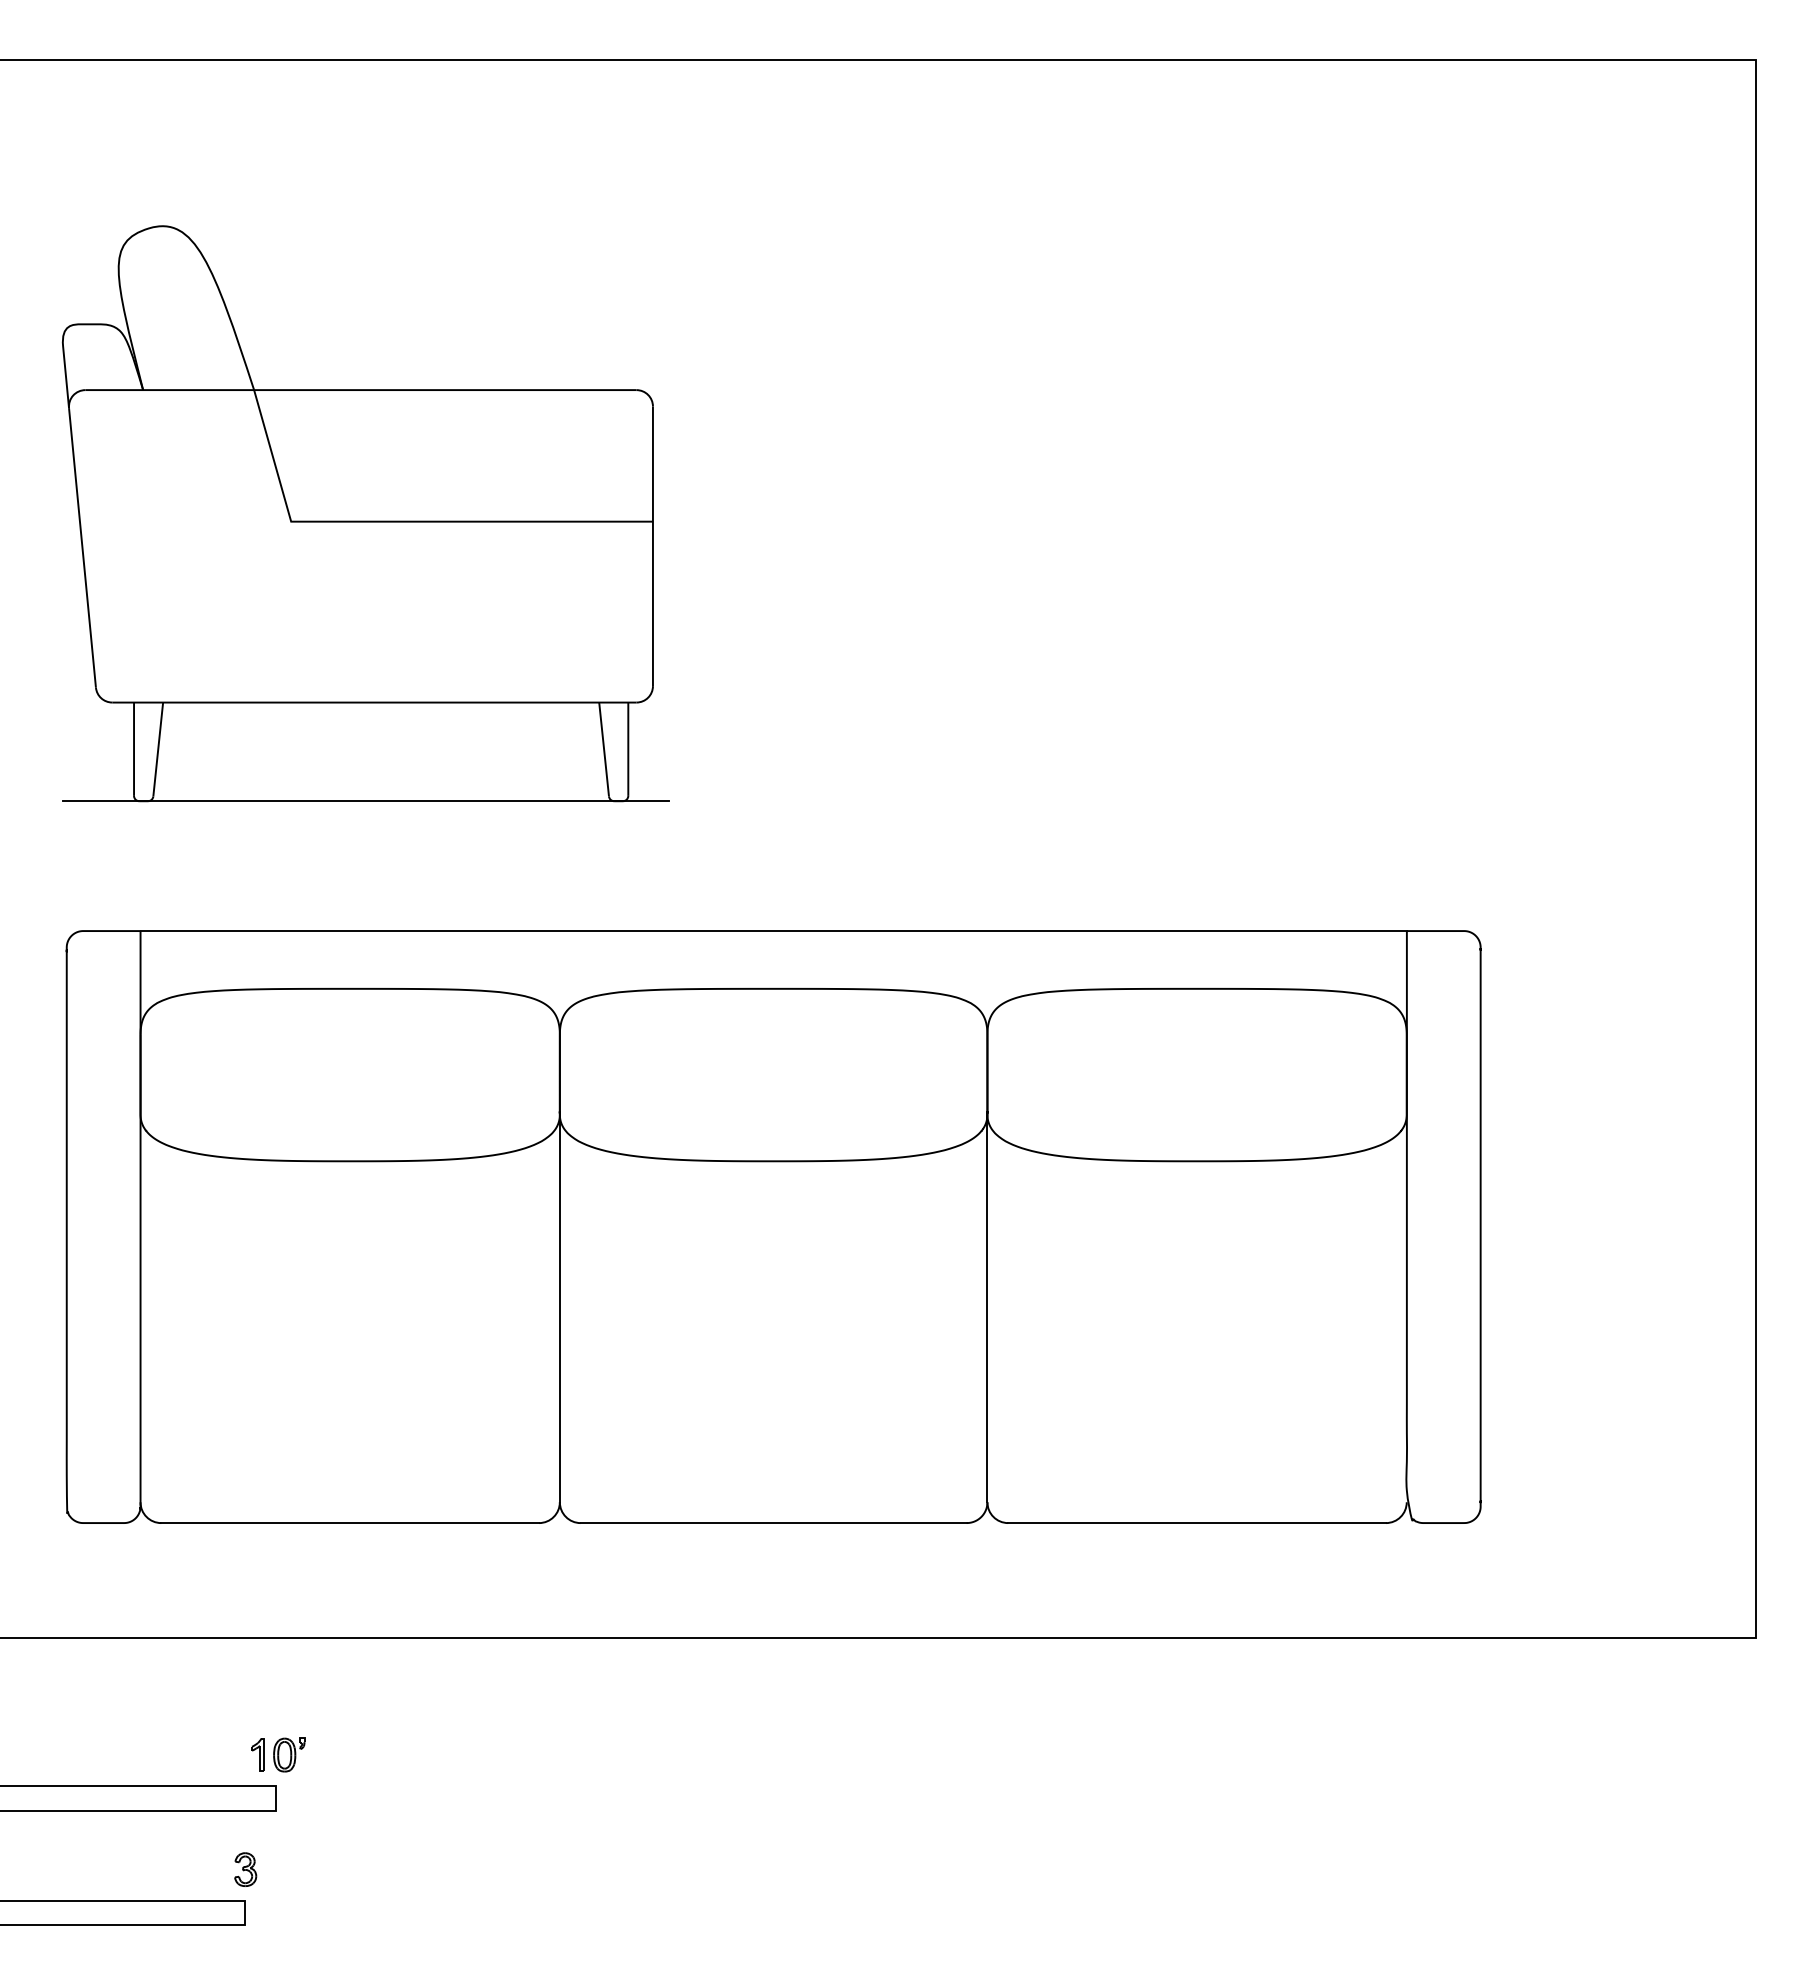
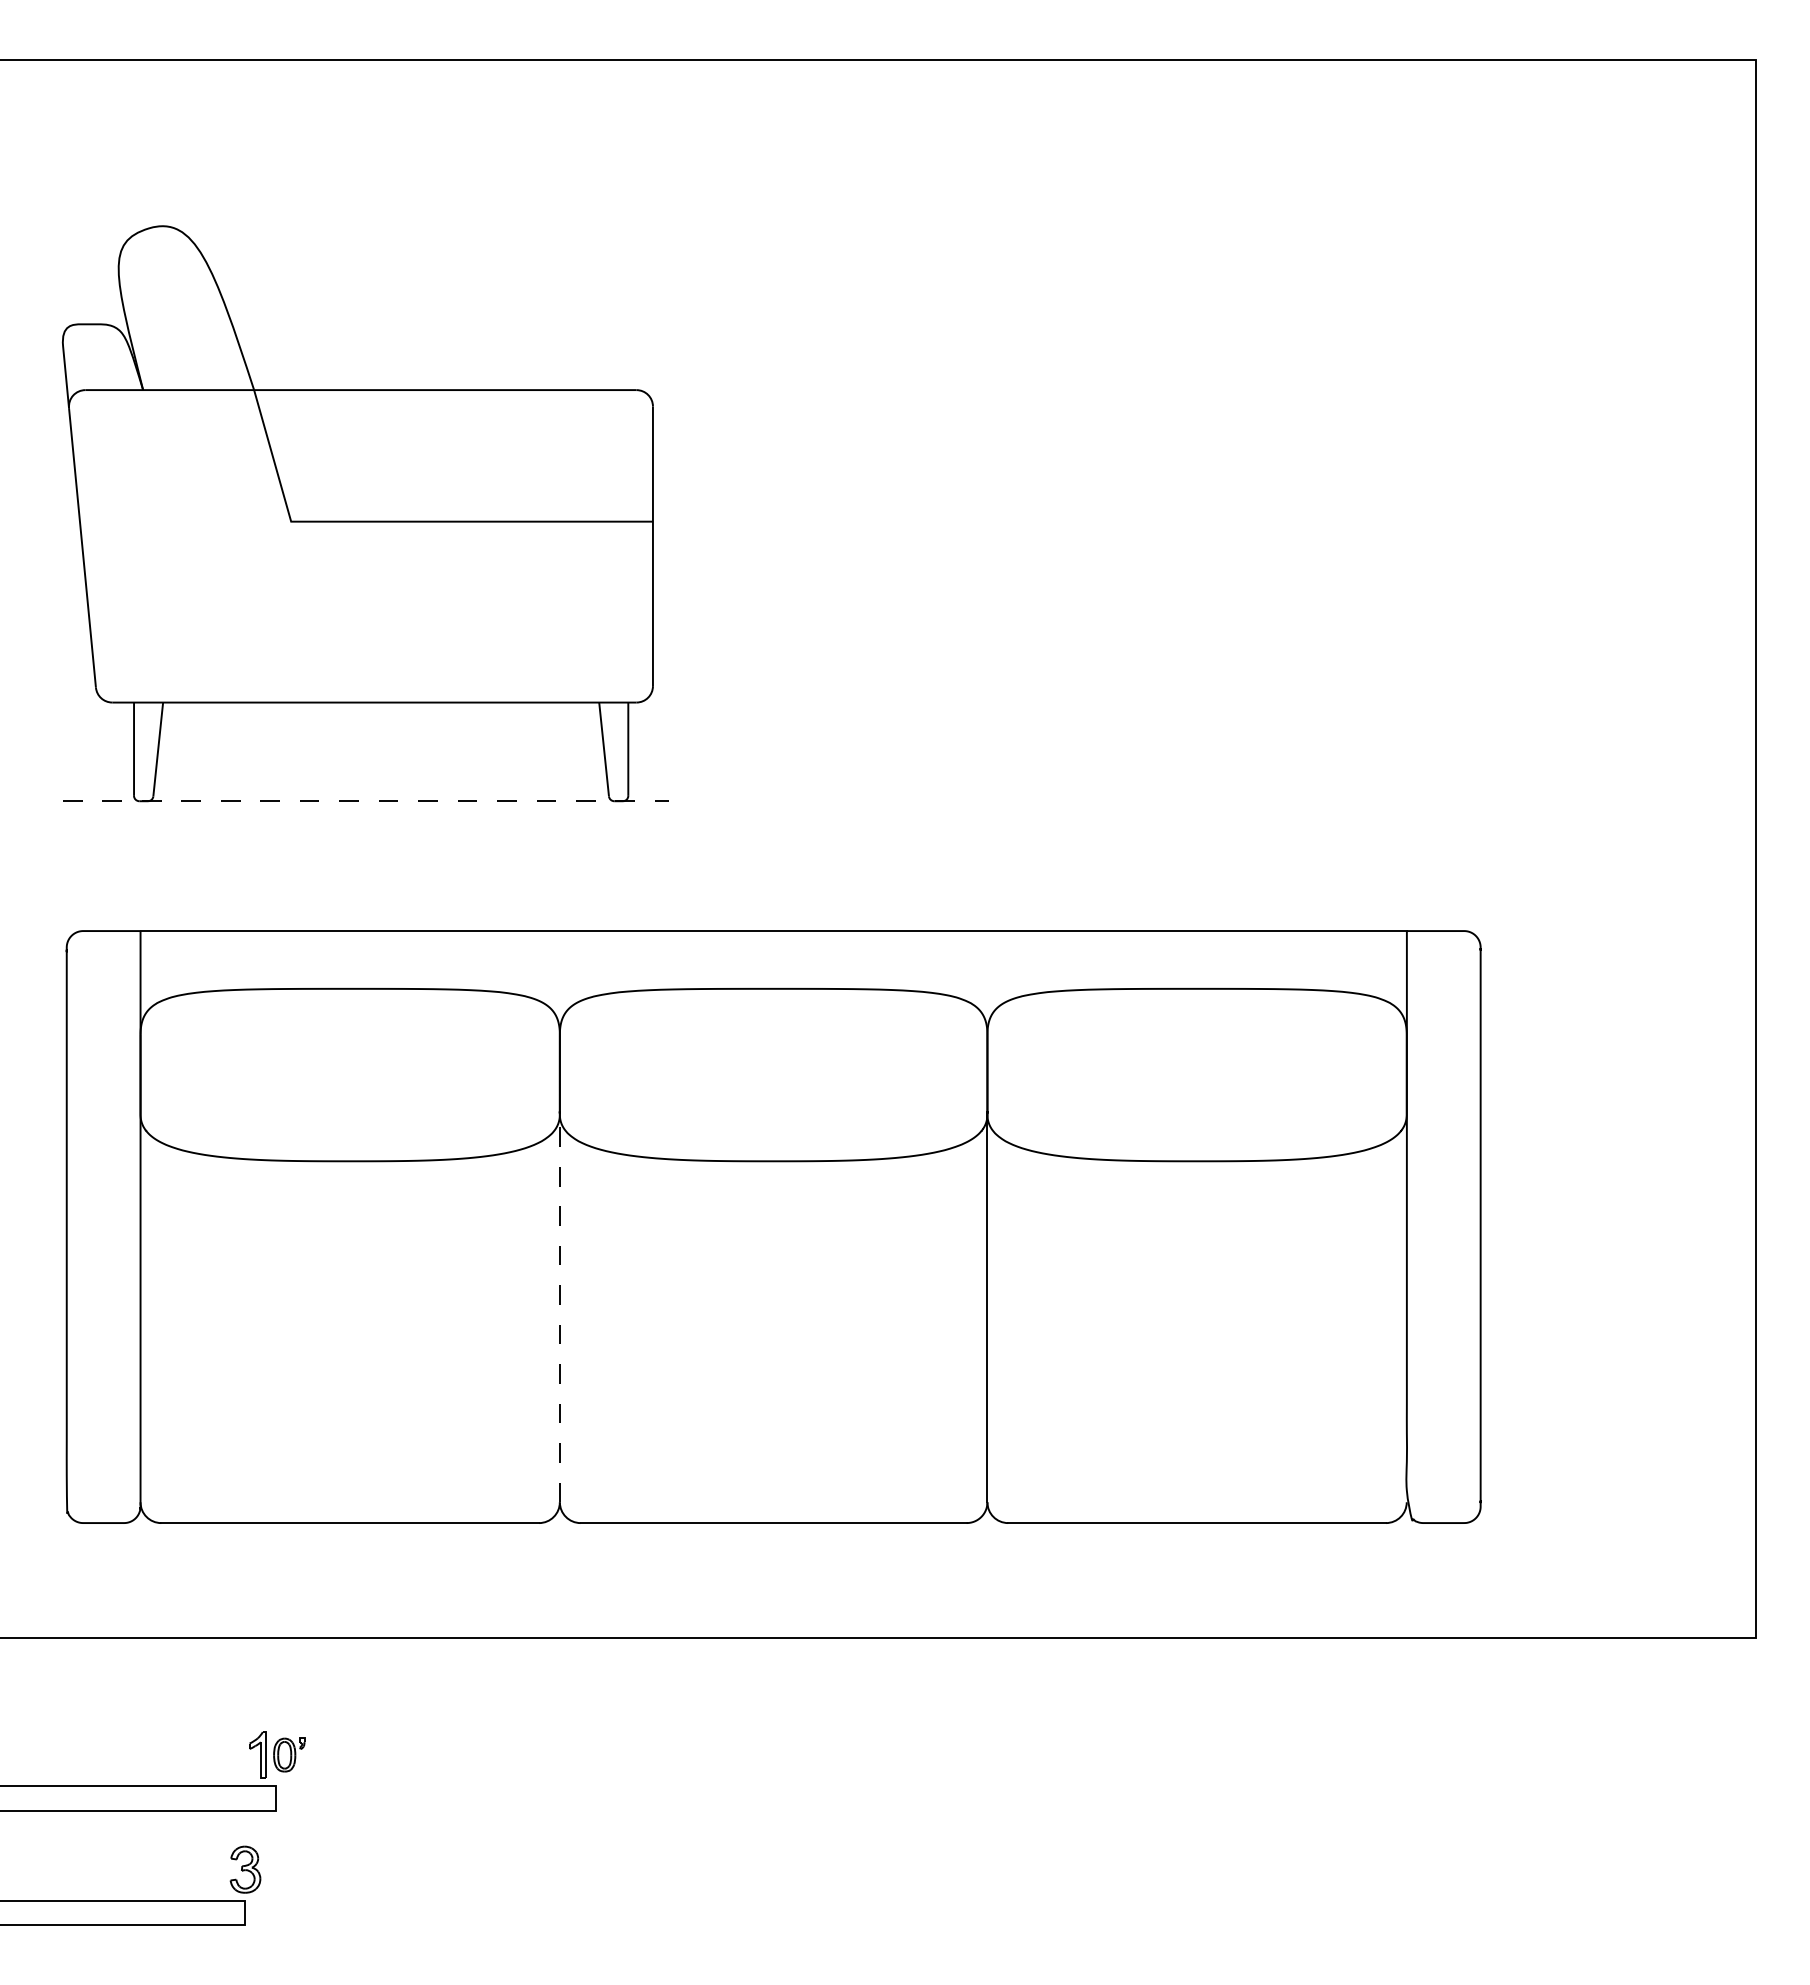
line: solid -> dashed (366, 801)
line: solid -> dashed (559, 1308)
part size: 14x34 px -> 18x48 px (257, 1754)
part size: 24x35 px -> 33x49 px (245, 1869)
